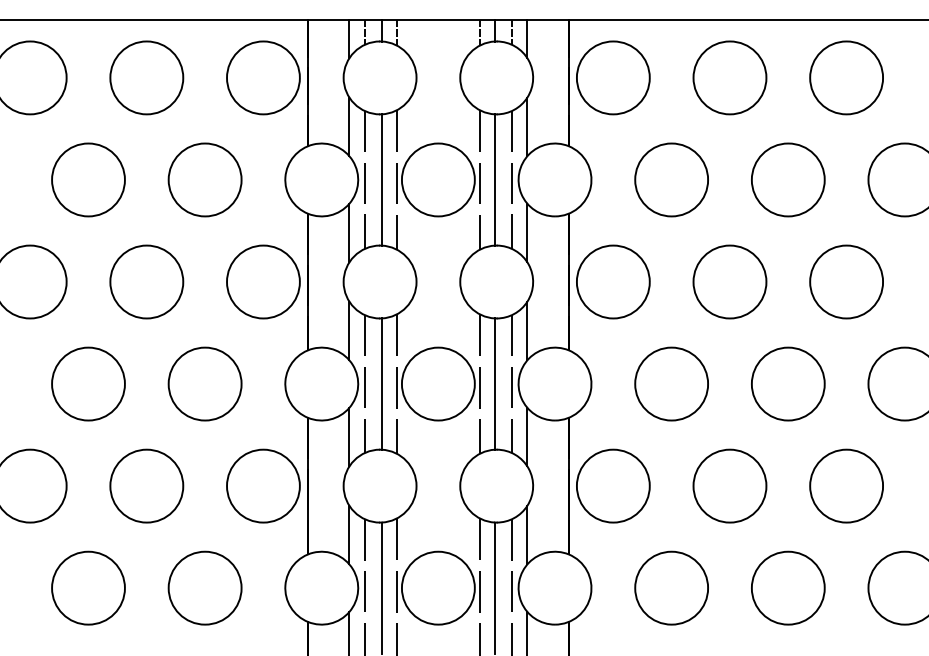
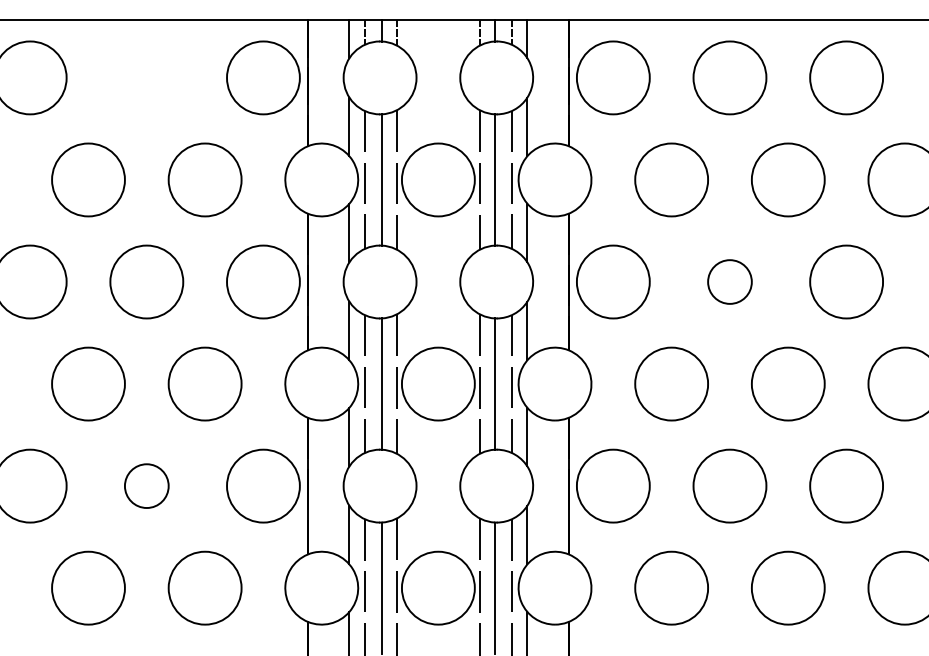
circle: present -> none (146, 77)
circle diameter: 73 px -> 44 px (729, 281)
circle diameter: 73 px -> 44 px (146, 486)
